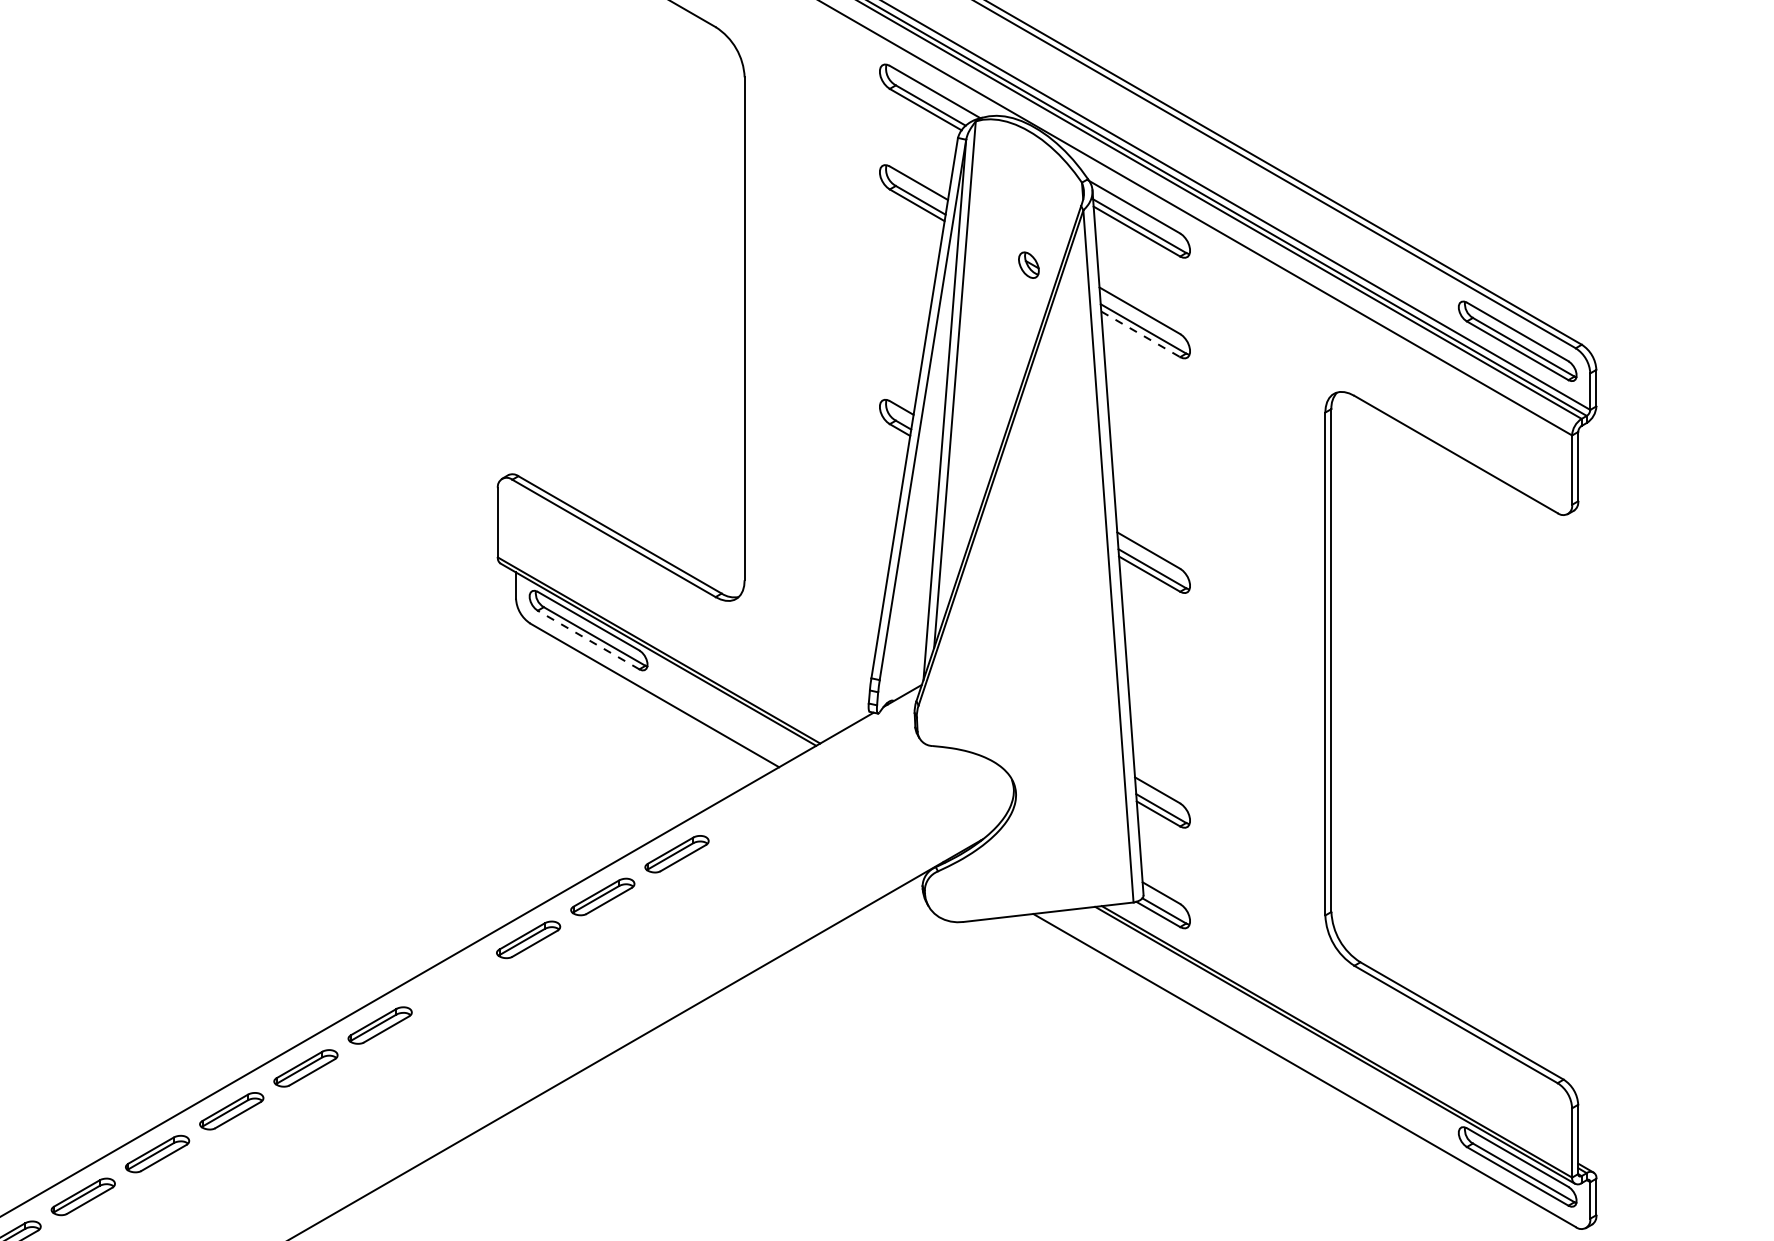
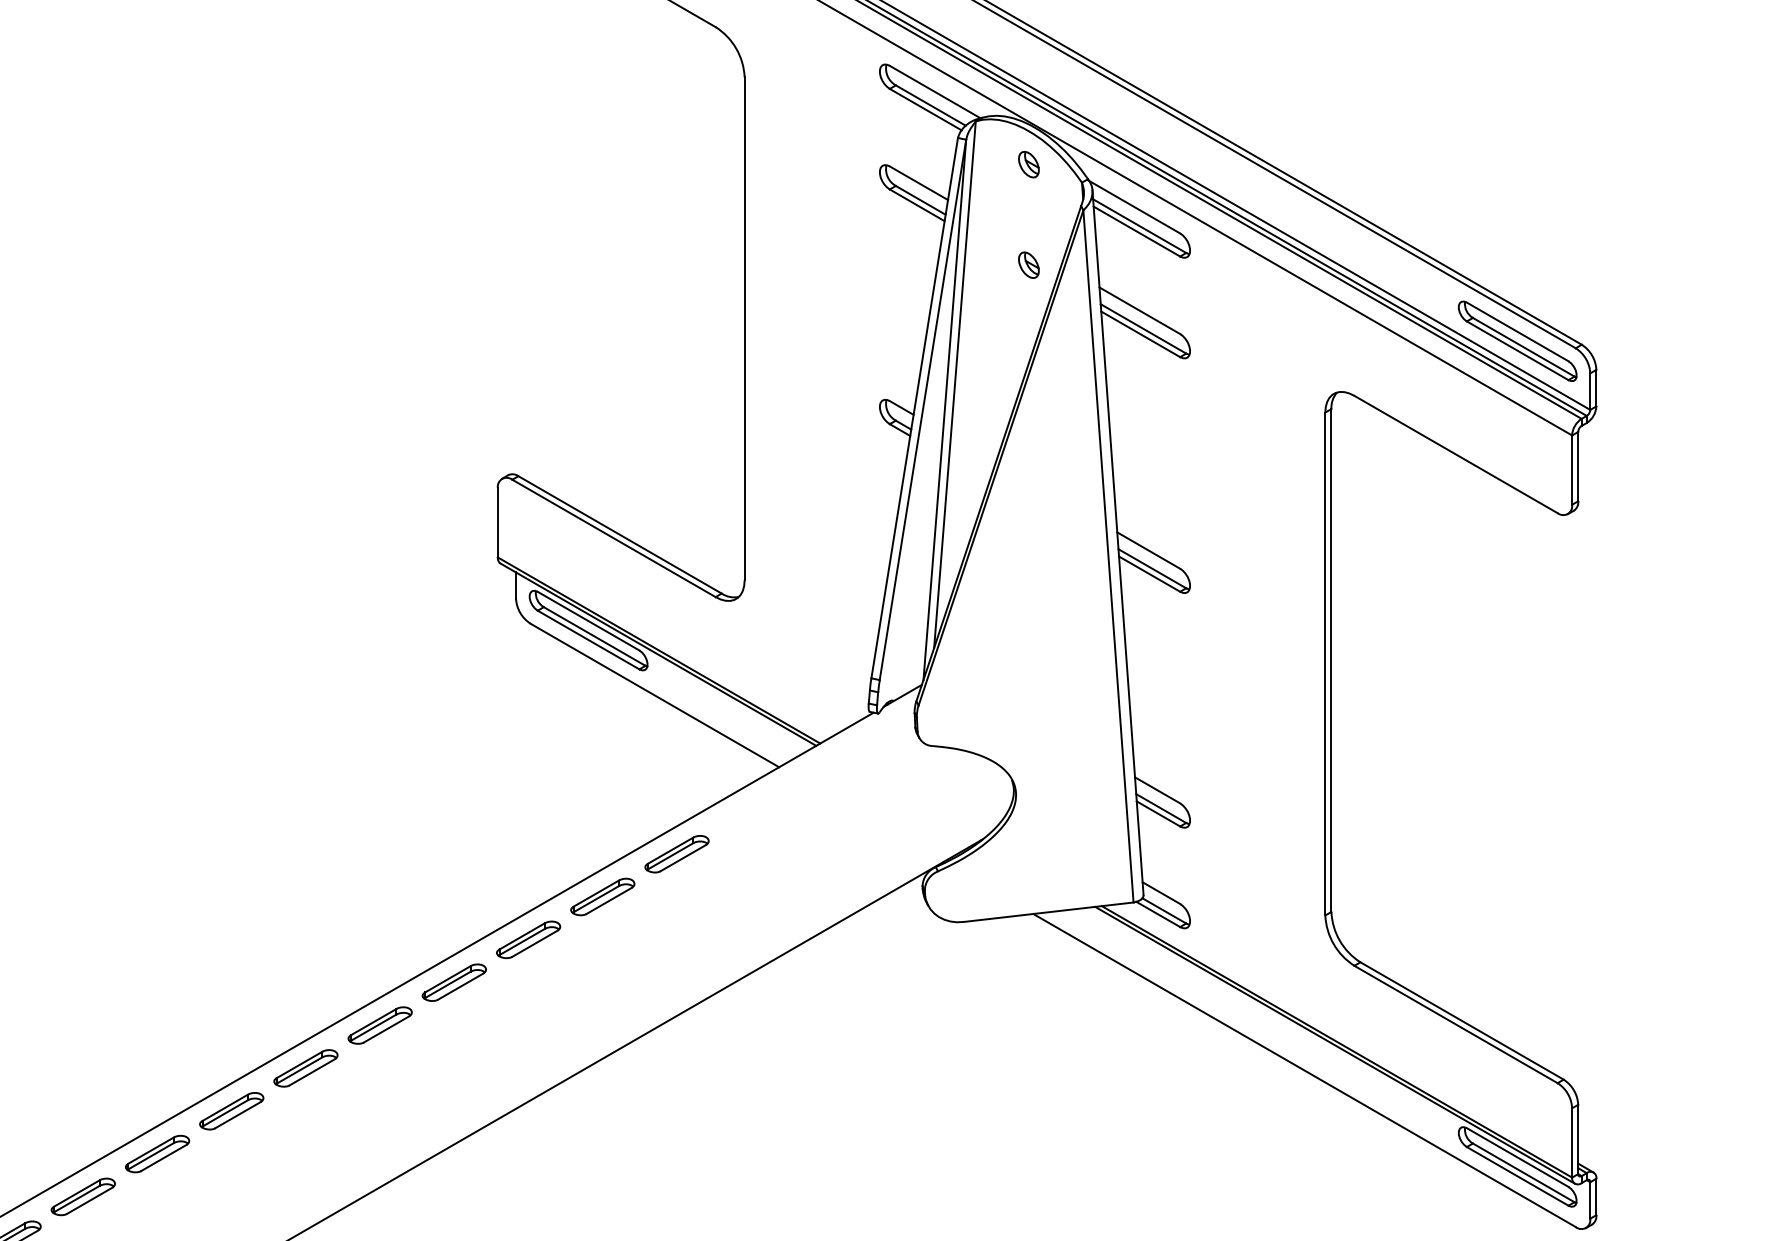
part: none -> present (1028, 164)
line: dashed -> solid (1140, 334)
line: dashed -> solid (588, 640)
part: none -> present (453, 982)
